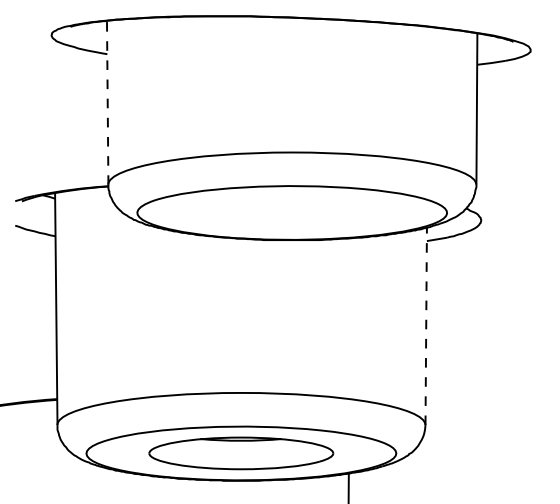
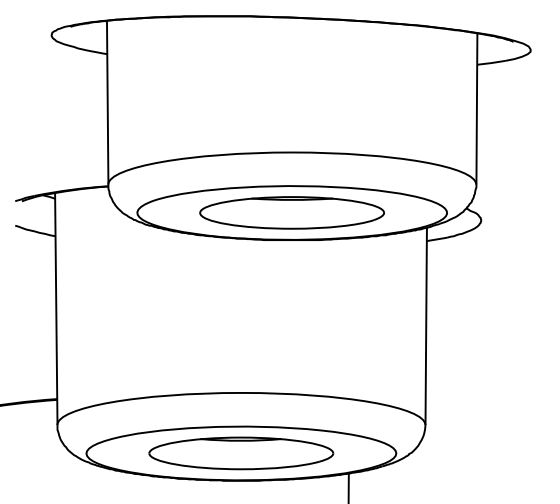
line: dashed -> solid (107, 102)
part: none -> present (291, 212)
line: dashed -> solid (426, 326)
